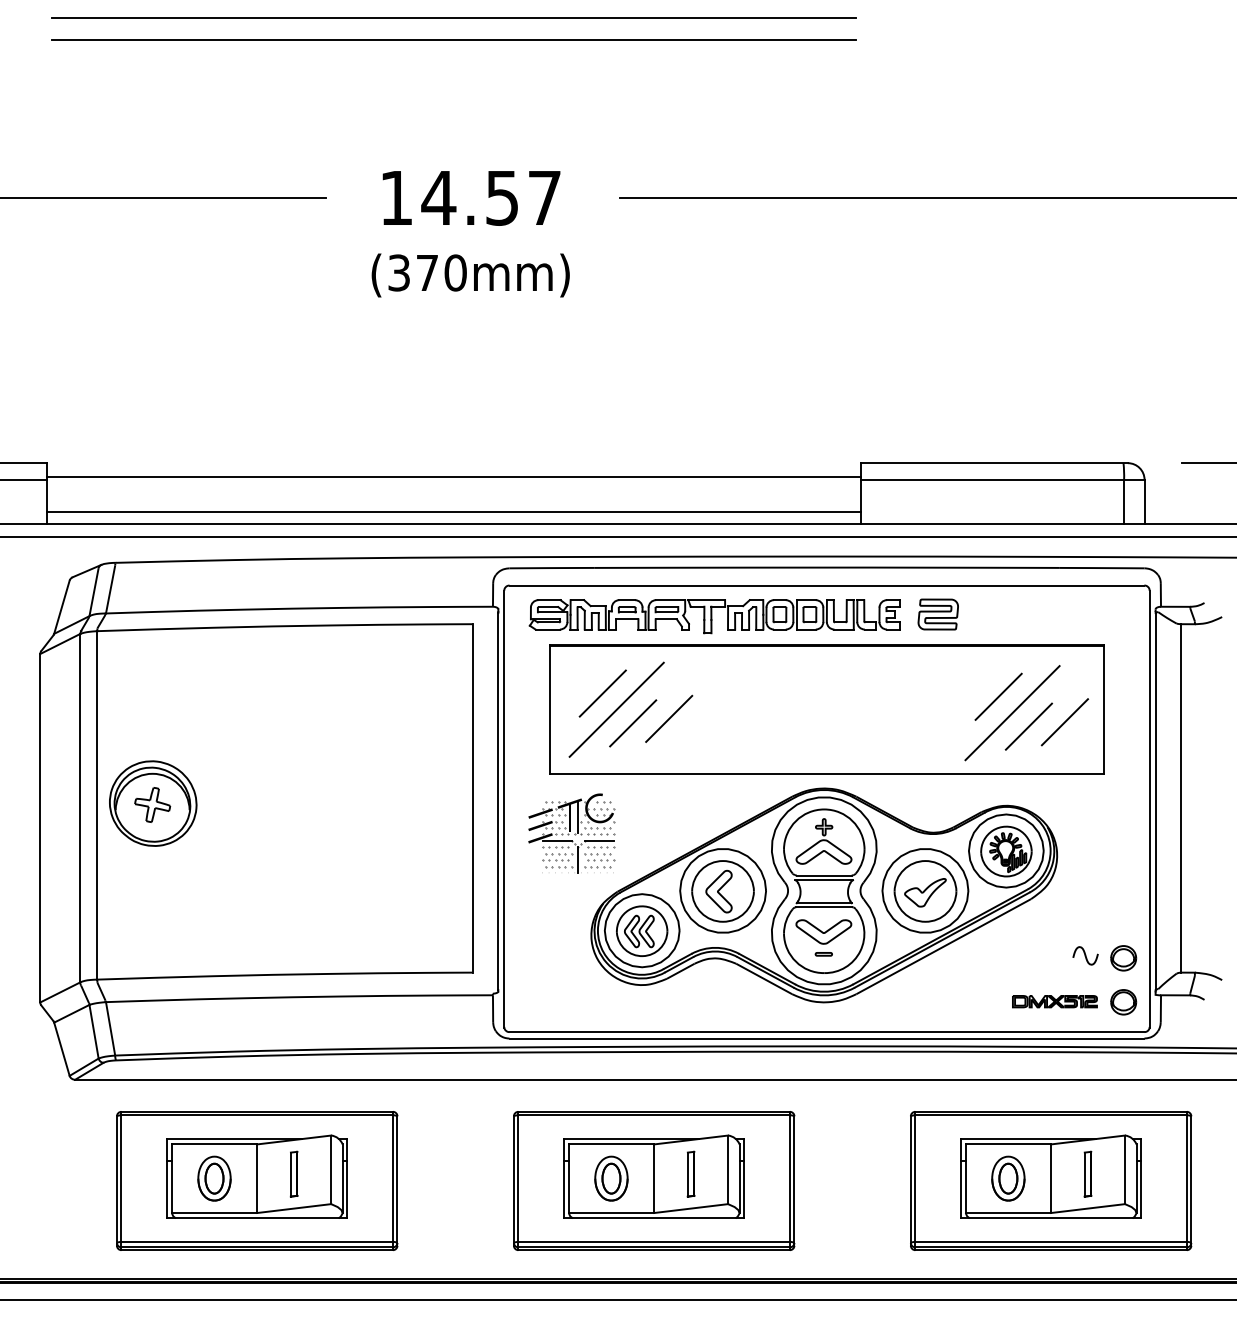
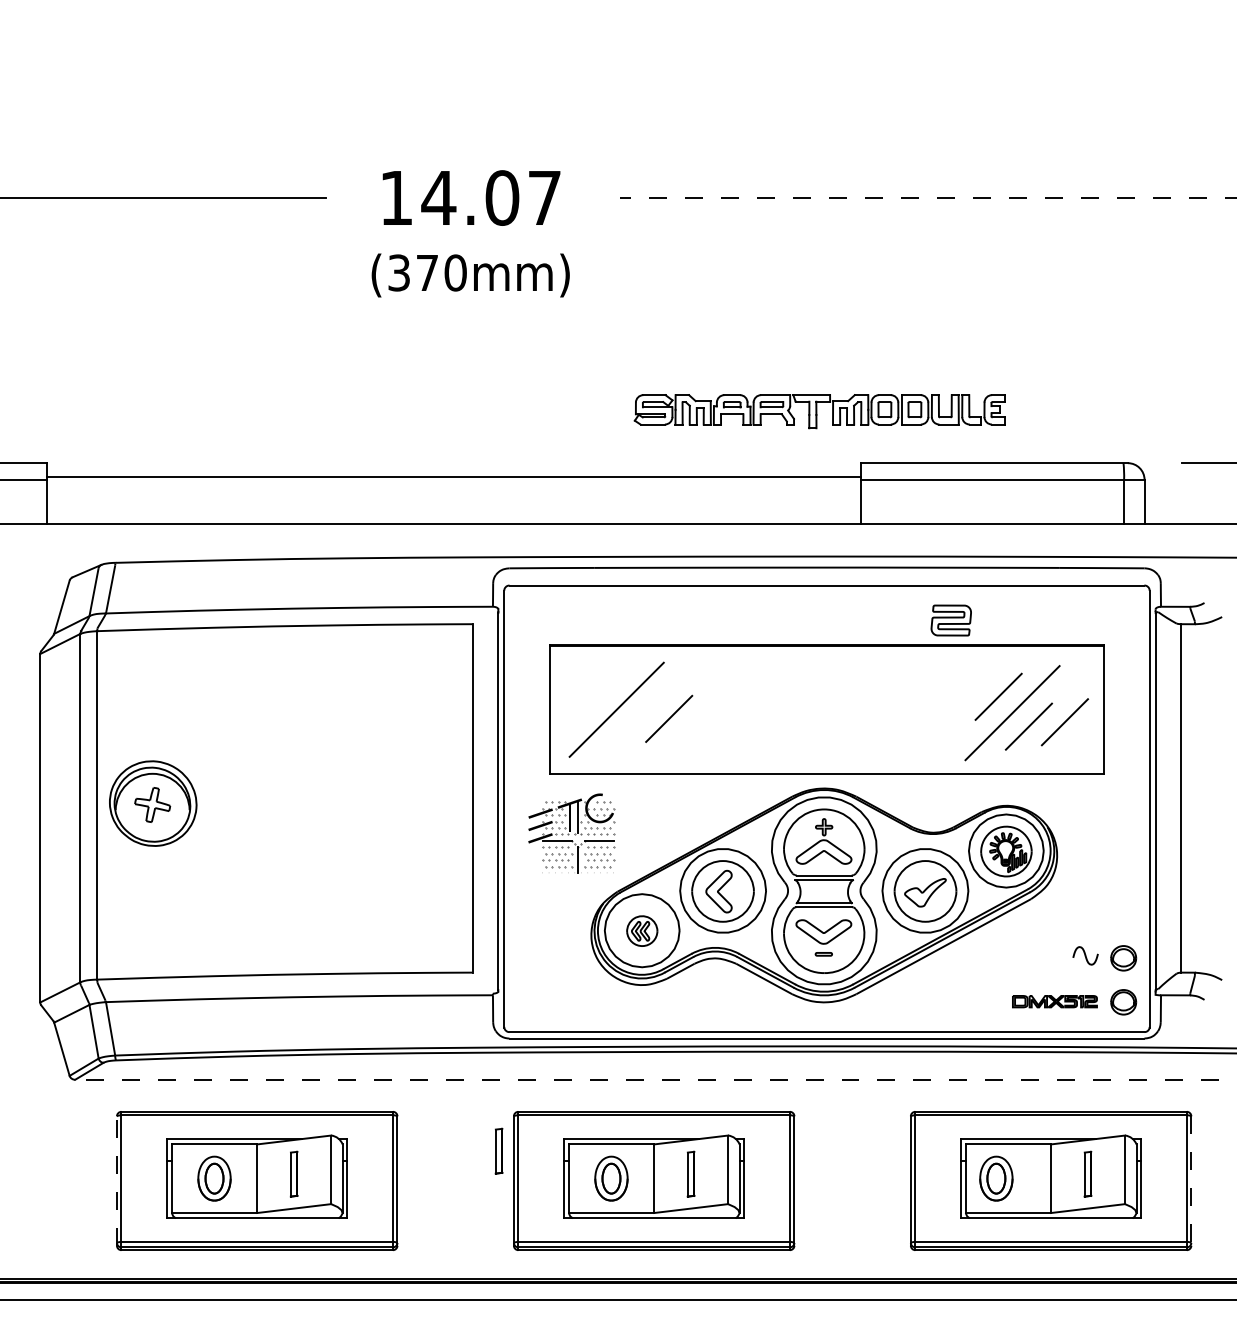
line: present -> none (454, 17)
line: present -> none (454, 40)
text: 14.57 -> 14.07 (502, 197)
line: solid -> dashed (928, 198)
line: present -> none (454, 512)
line: present -> none (617, 537)
part position: (937, 614) -> (950, 620) (950, 620)
part position: (714, 616) -> (819, 411) (819, 411)
line: present -> none (602, 693)
line: present -> none (633, 723)
part size: 53x52 px -> 33x32 px (642, 930)
line: solid -> dashed (656, 1079)
part: none -> present (498, 1150)
part position: (1008, 1178) -> (996, 1178) (996, 1178)
line: solid -> dashed (116, 1181)
line: solid -> dashed (1191, 1181)
